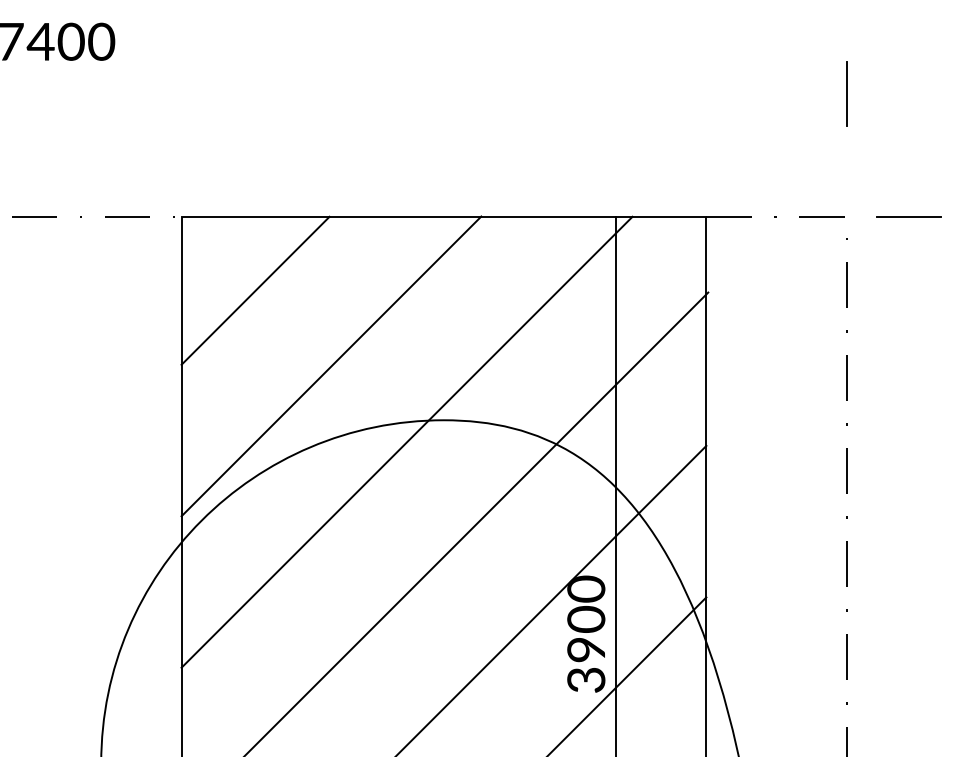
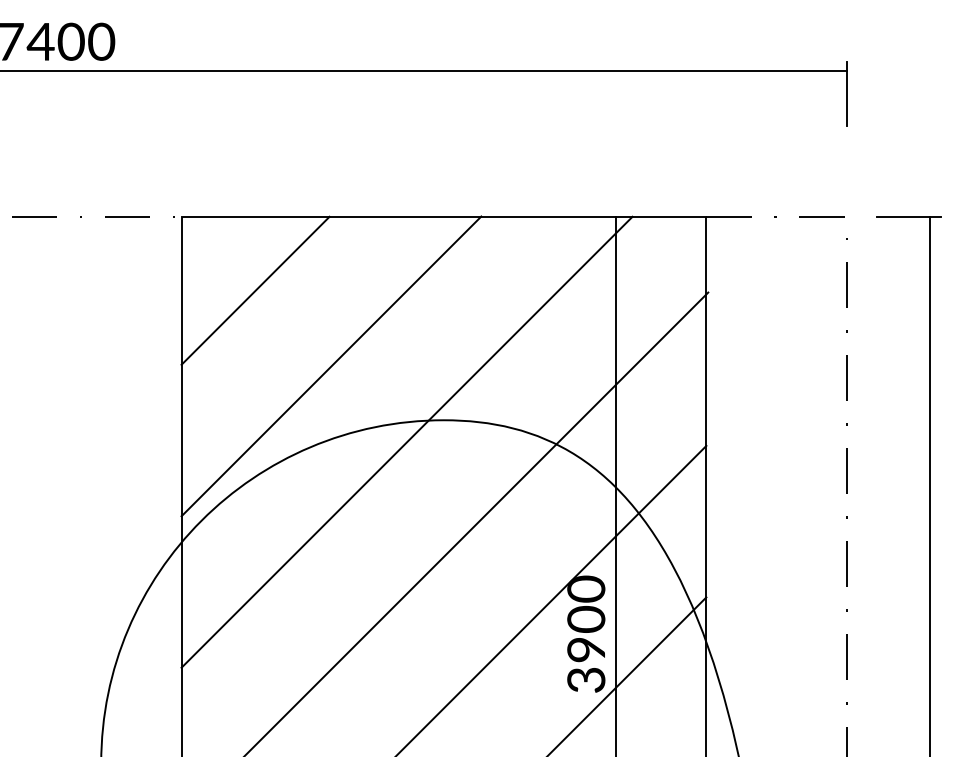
line: none -> present (424, 71)
line: none -> present (930, 484)
